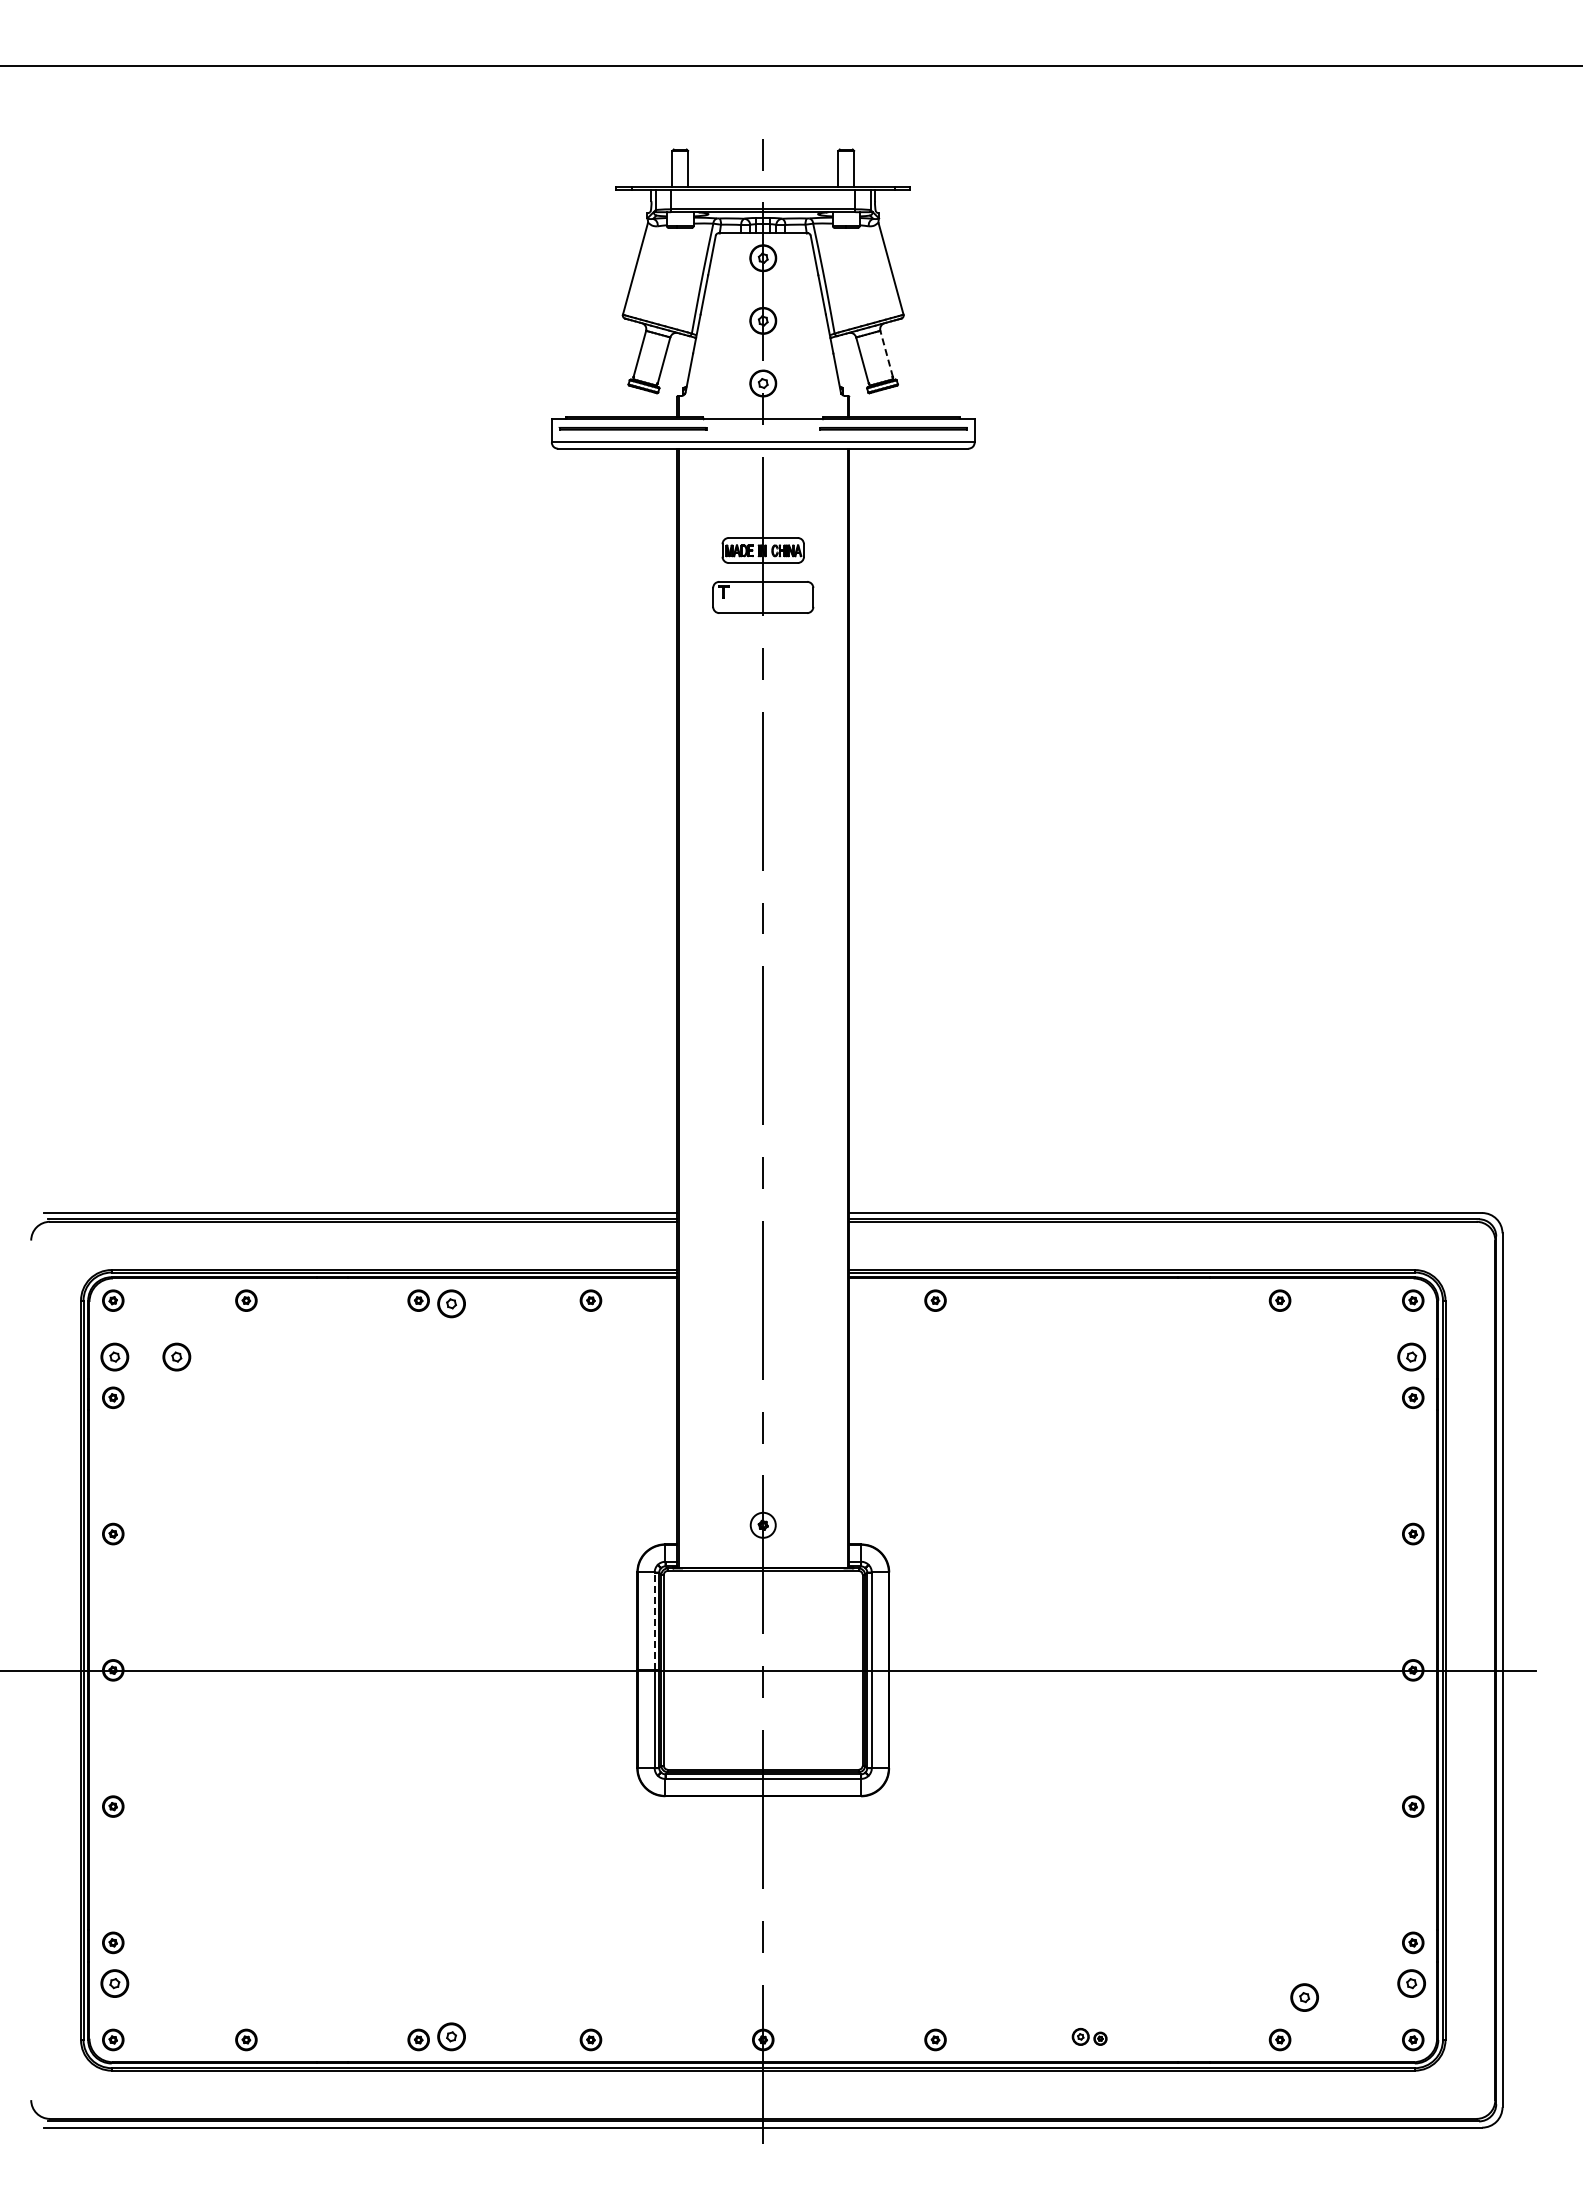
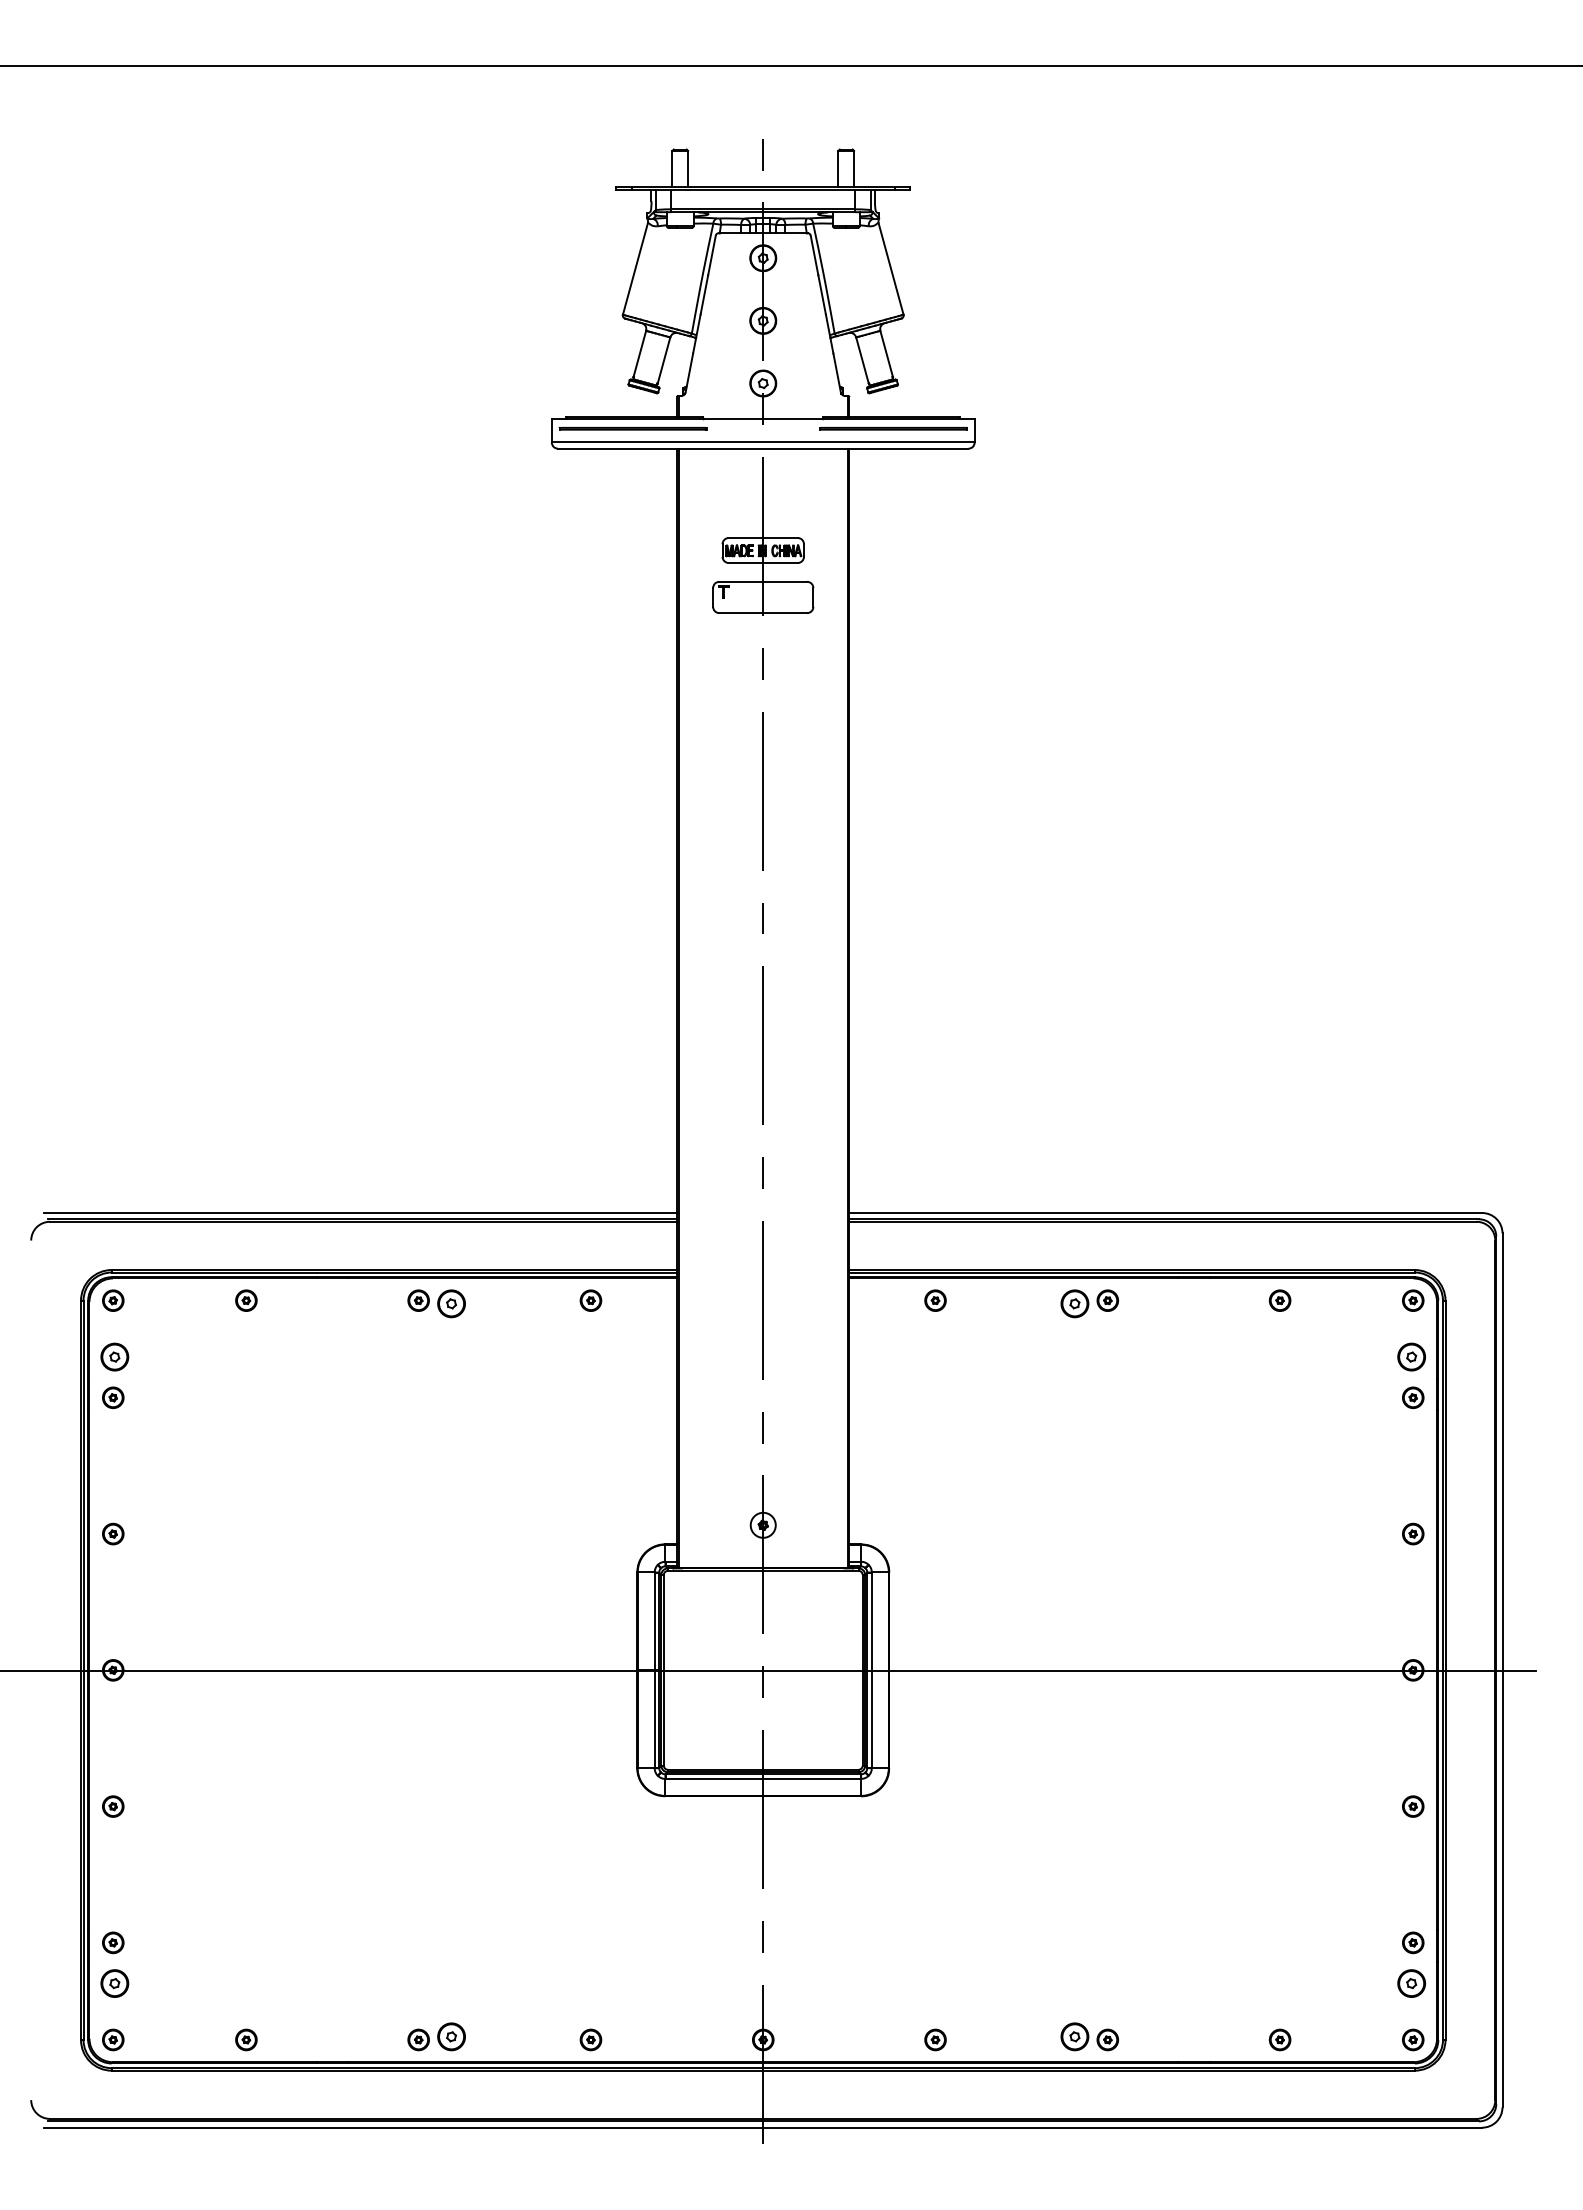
line: dashed -> solid (886, 353)
part: none -> present (1089, 1303)
part: present -> none (176, 1356)
line: dashed -> solid (654, 1621)
part: present -> none (1304, 1997)
part size: 37x18 px -> 59x30 px (1089, 2036)
